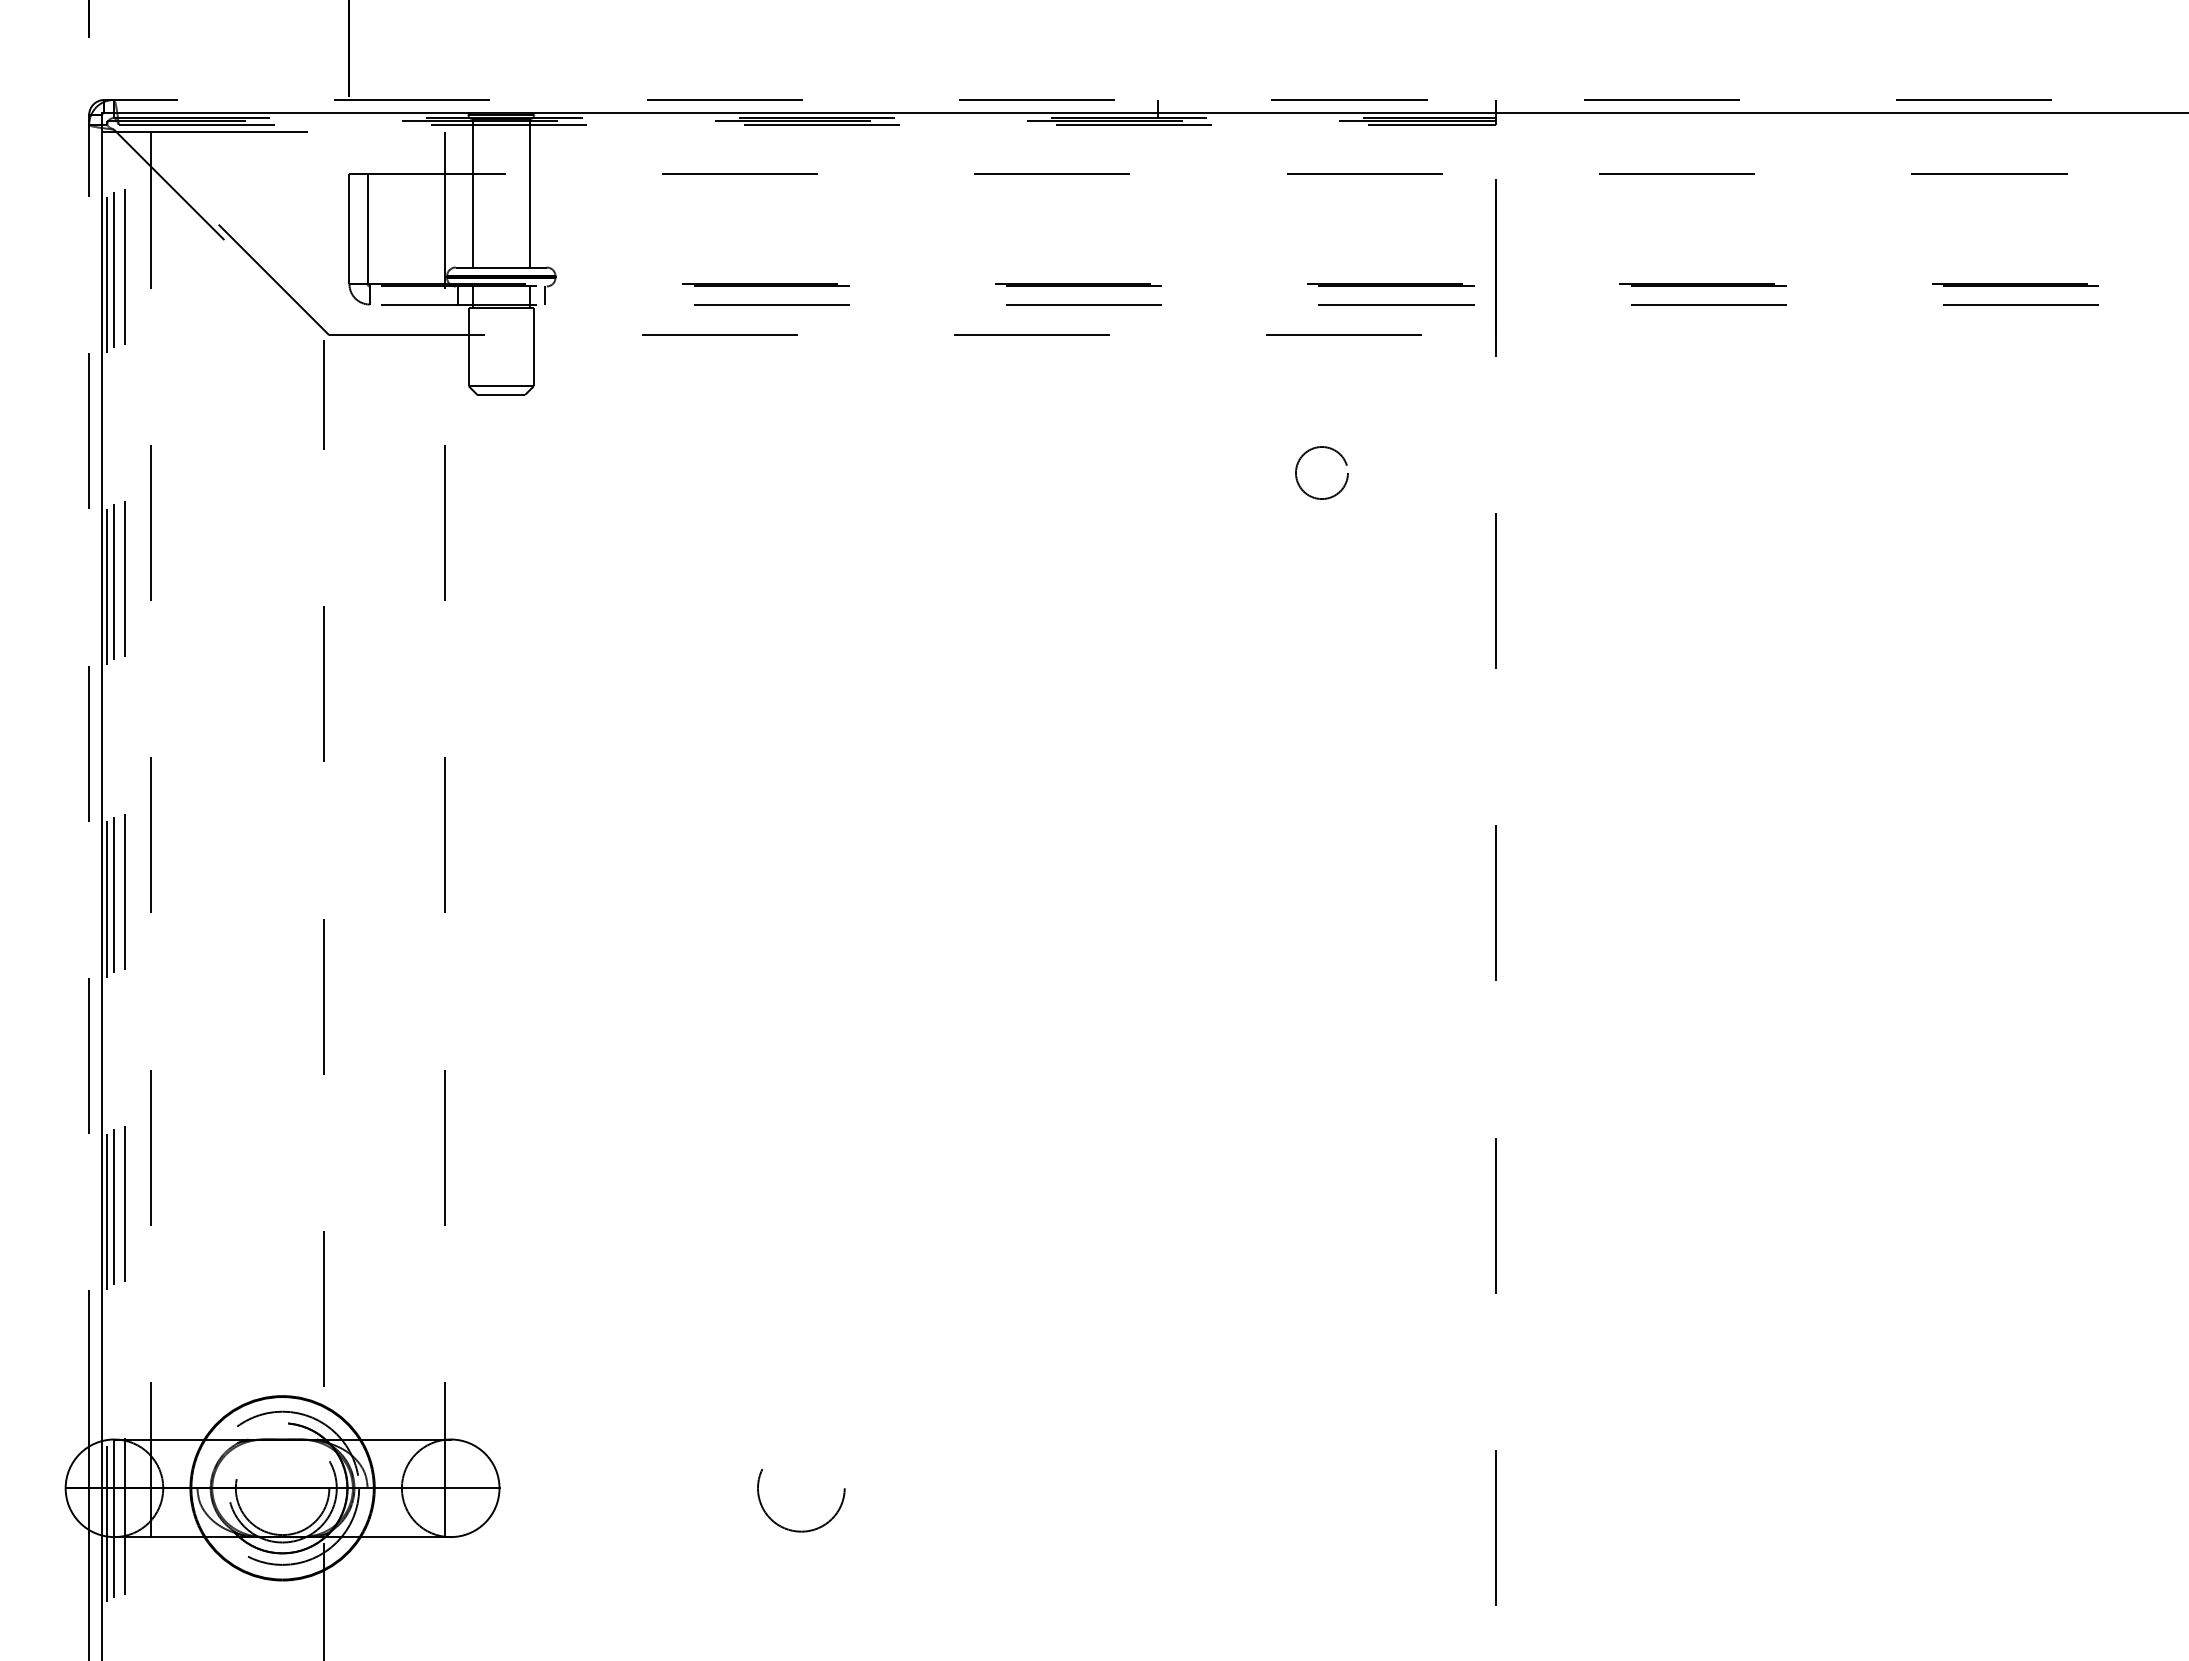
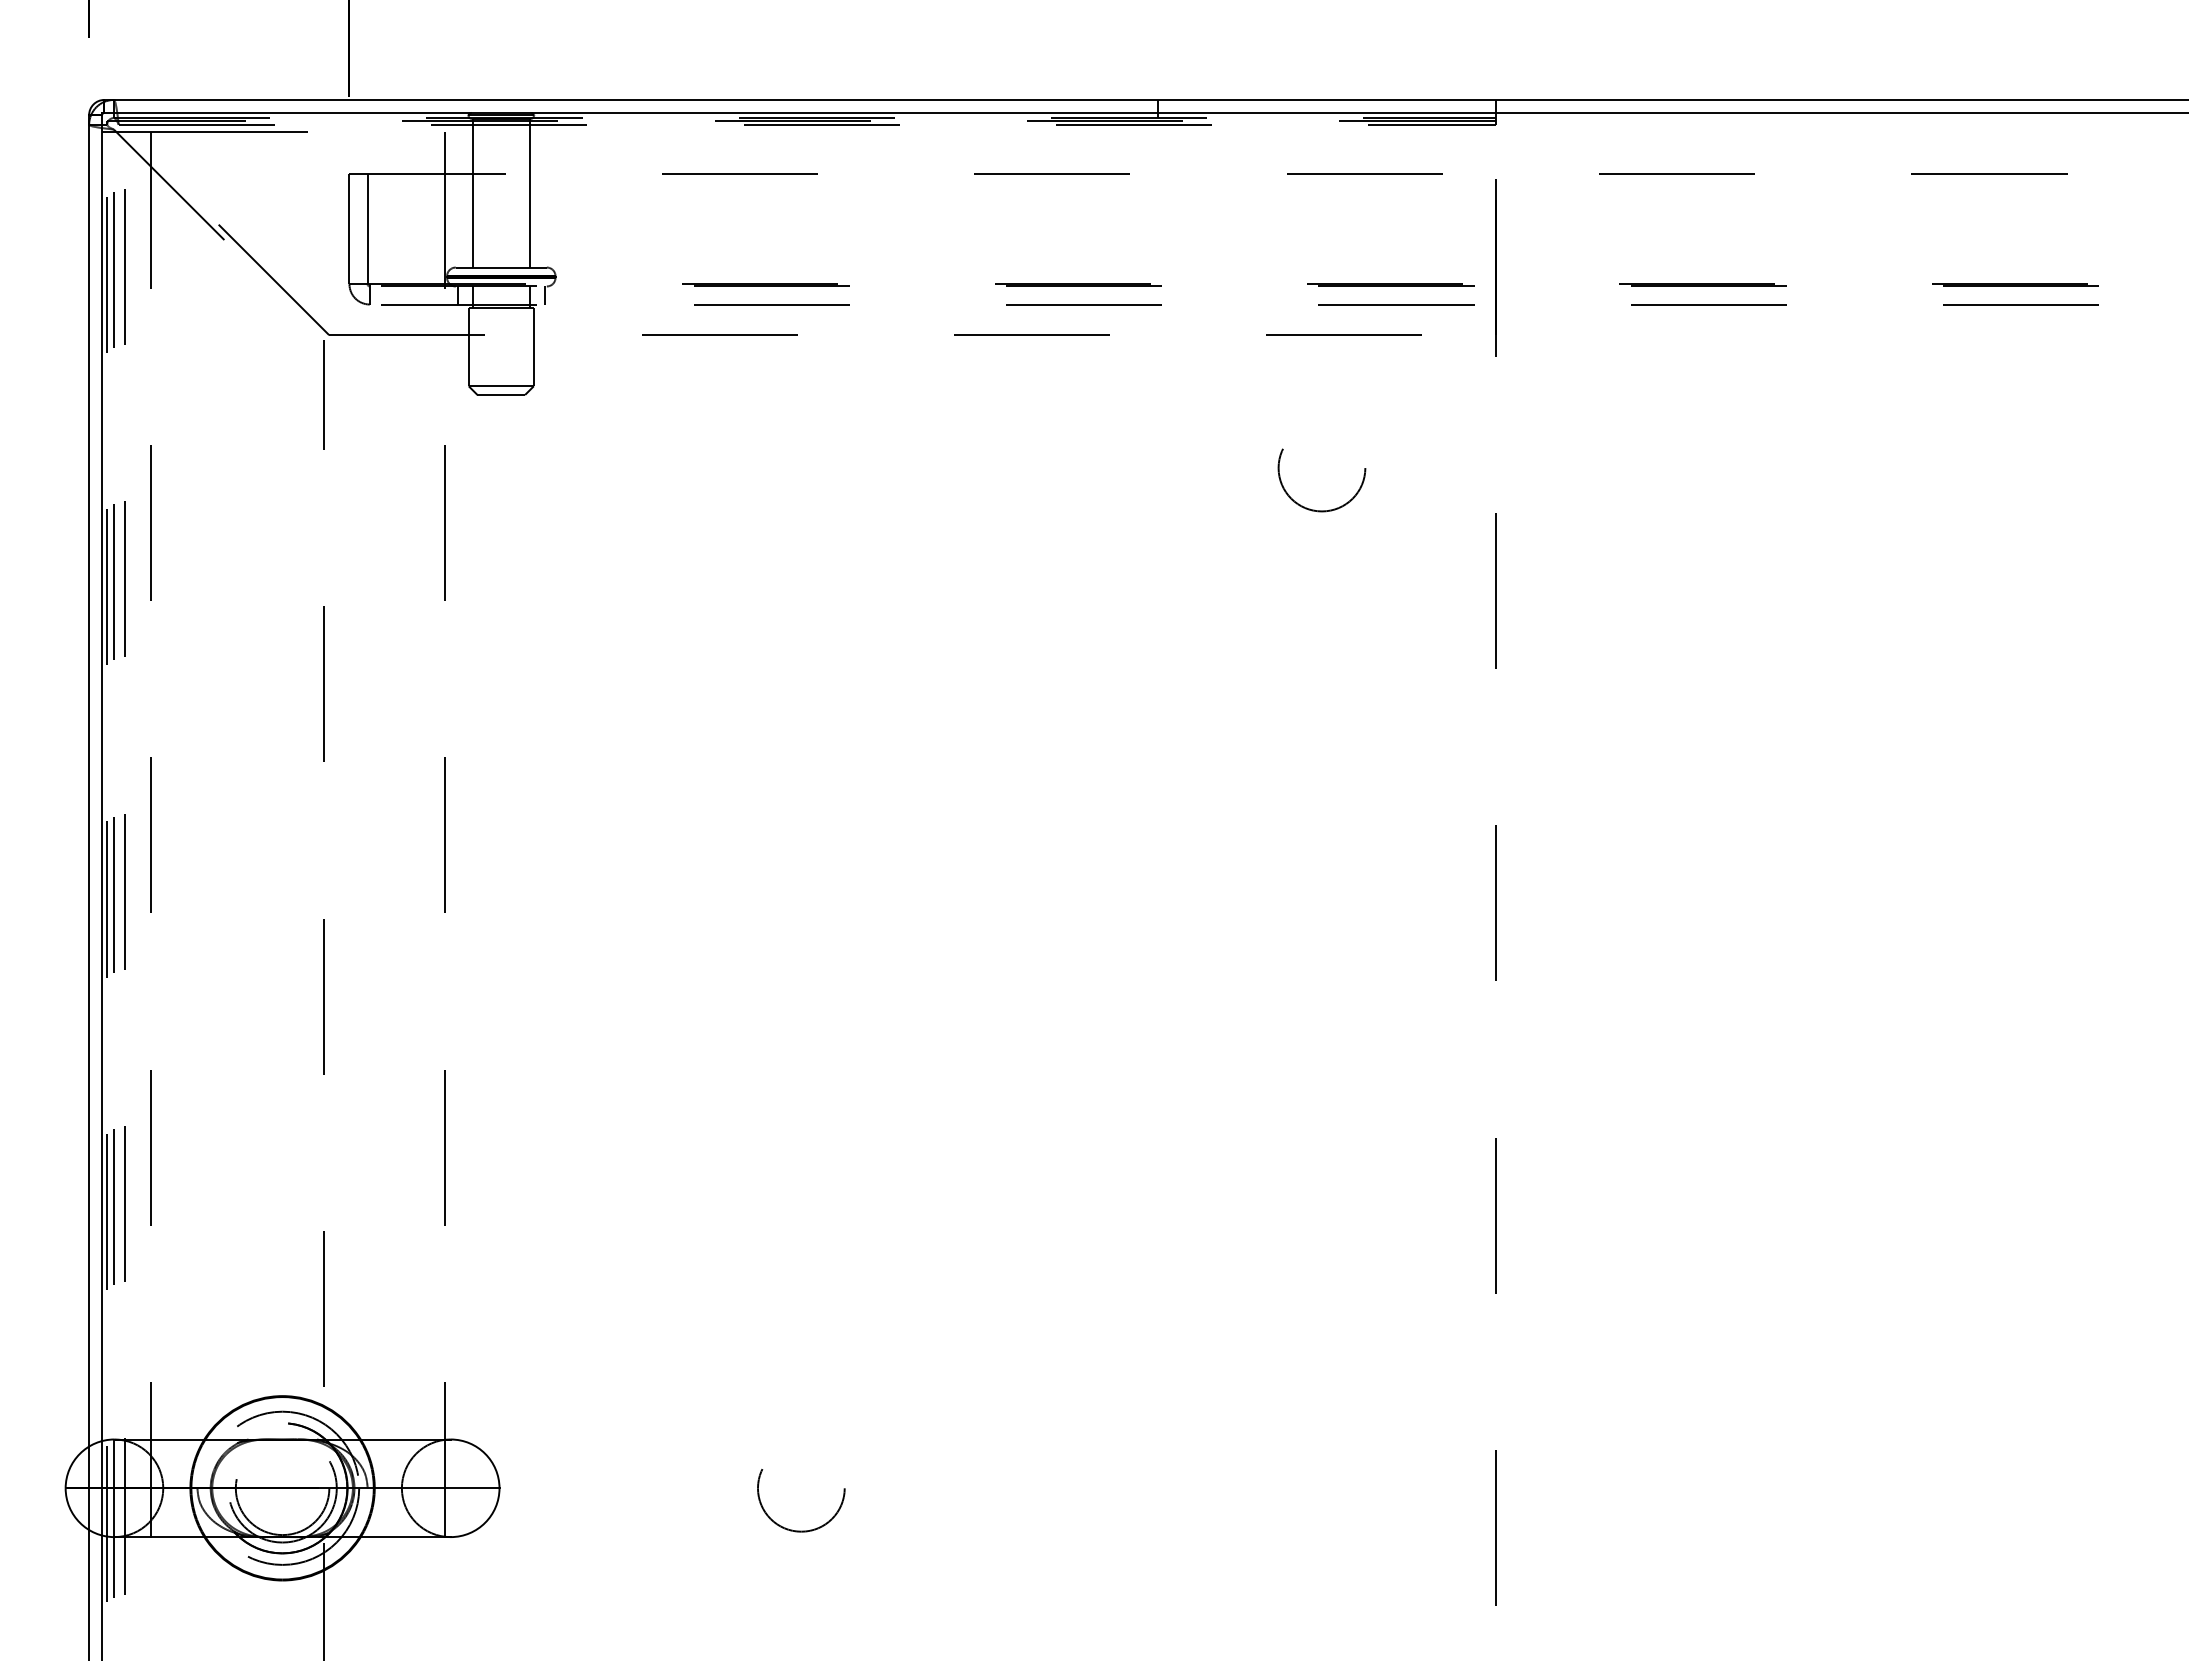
line: dashed -> solid (1146, 99)
circle size: 54x45 px -> 90x65 px (1321, 480)
line: dashed -> solid (89, 780)
